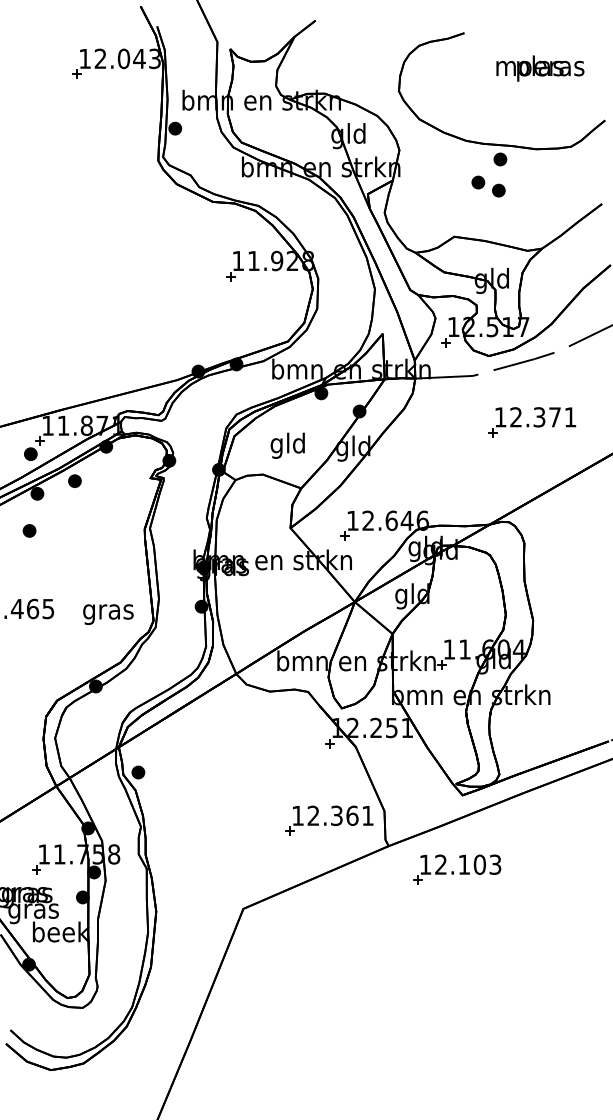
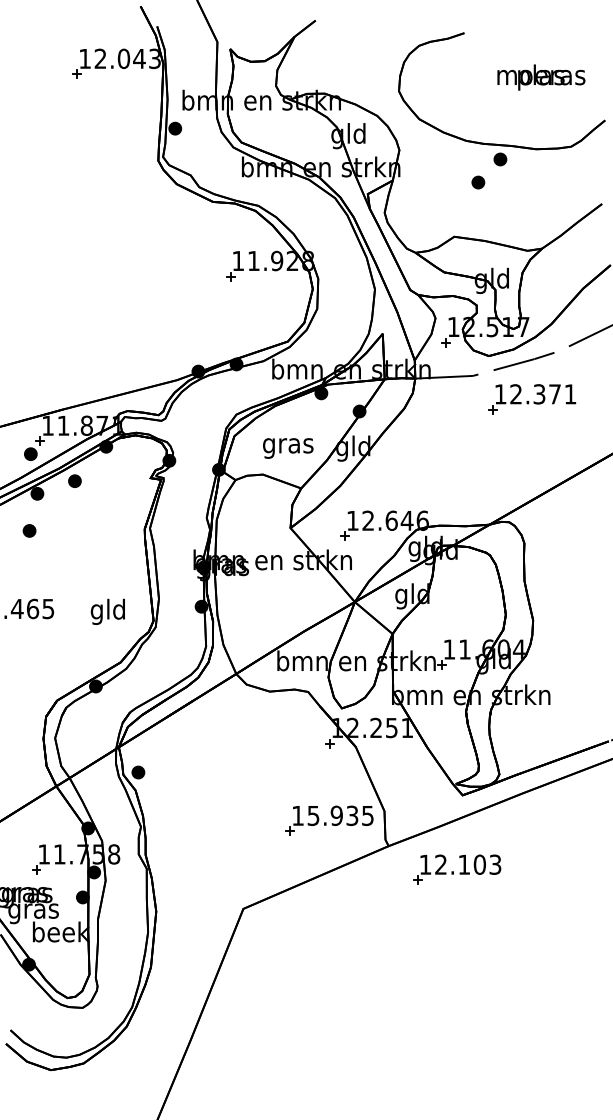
text position: (540, 68) -> (541, 77) (541, 77)
part: present -> none (498, 190)
part position: (532, 422) -> (532, 399) (532, 399)
text: gld -> gras (288, 445)
text: gras -> gld (108, 611)
text: 12.361 -> 15.935 (340, 815)
